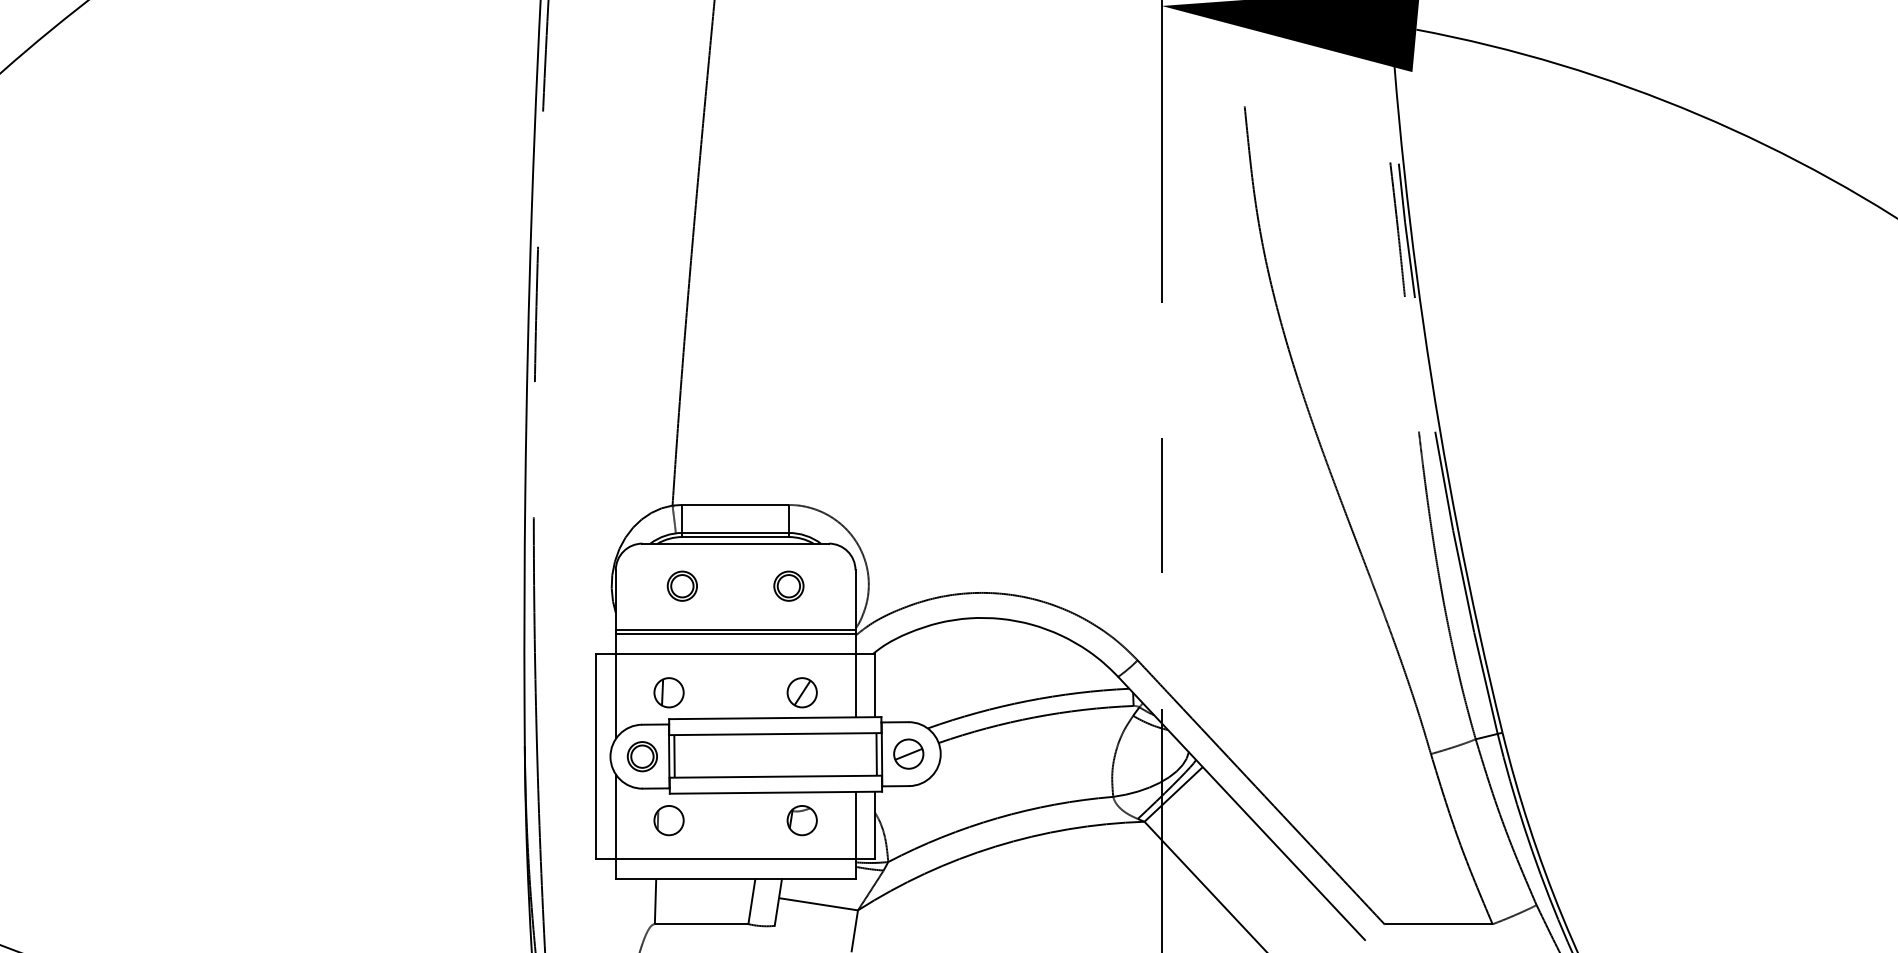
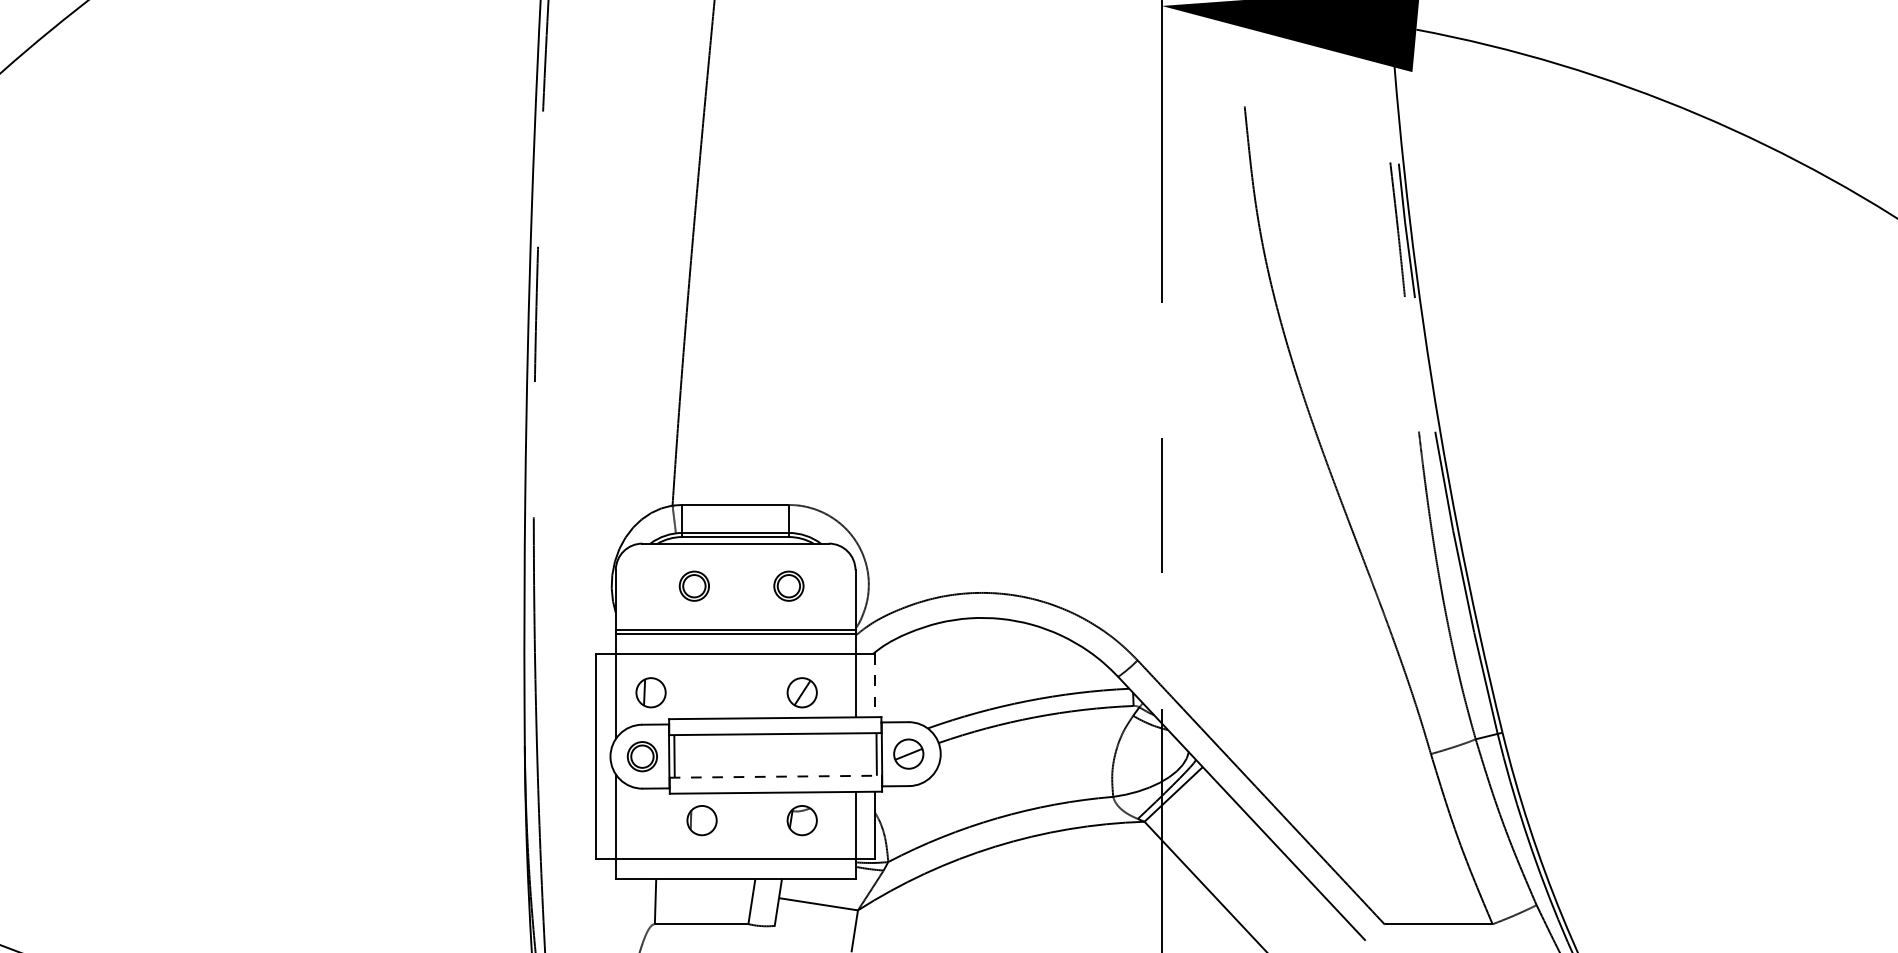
part position: (681, 585) -> (693, 585) (693, 585)
line: solid -> dashed (875, 685)
part position: (668, 692) -> (650, 692) (650, 692)
line: solid -> dashed (776, 776)
part position: (668, 820) -> (701, 820) (701, 820)
